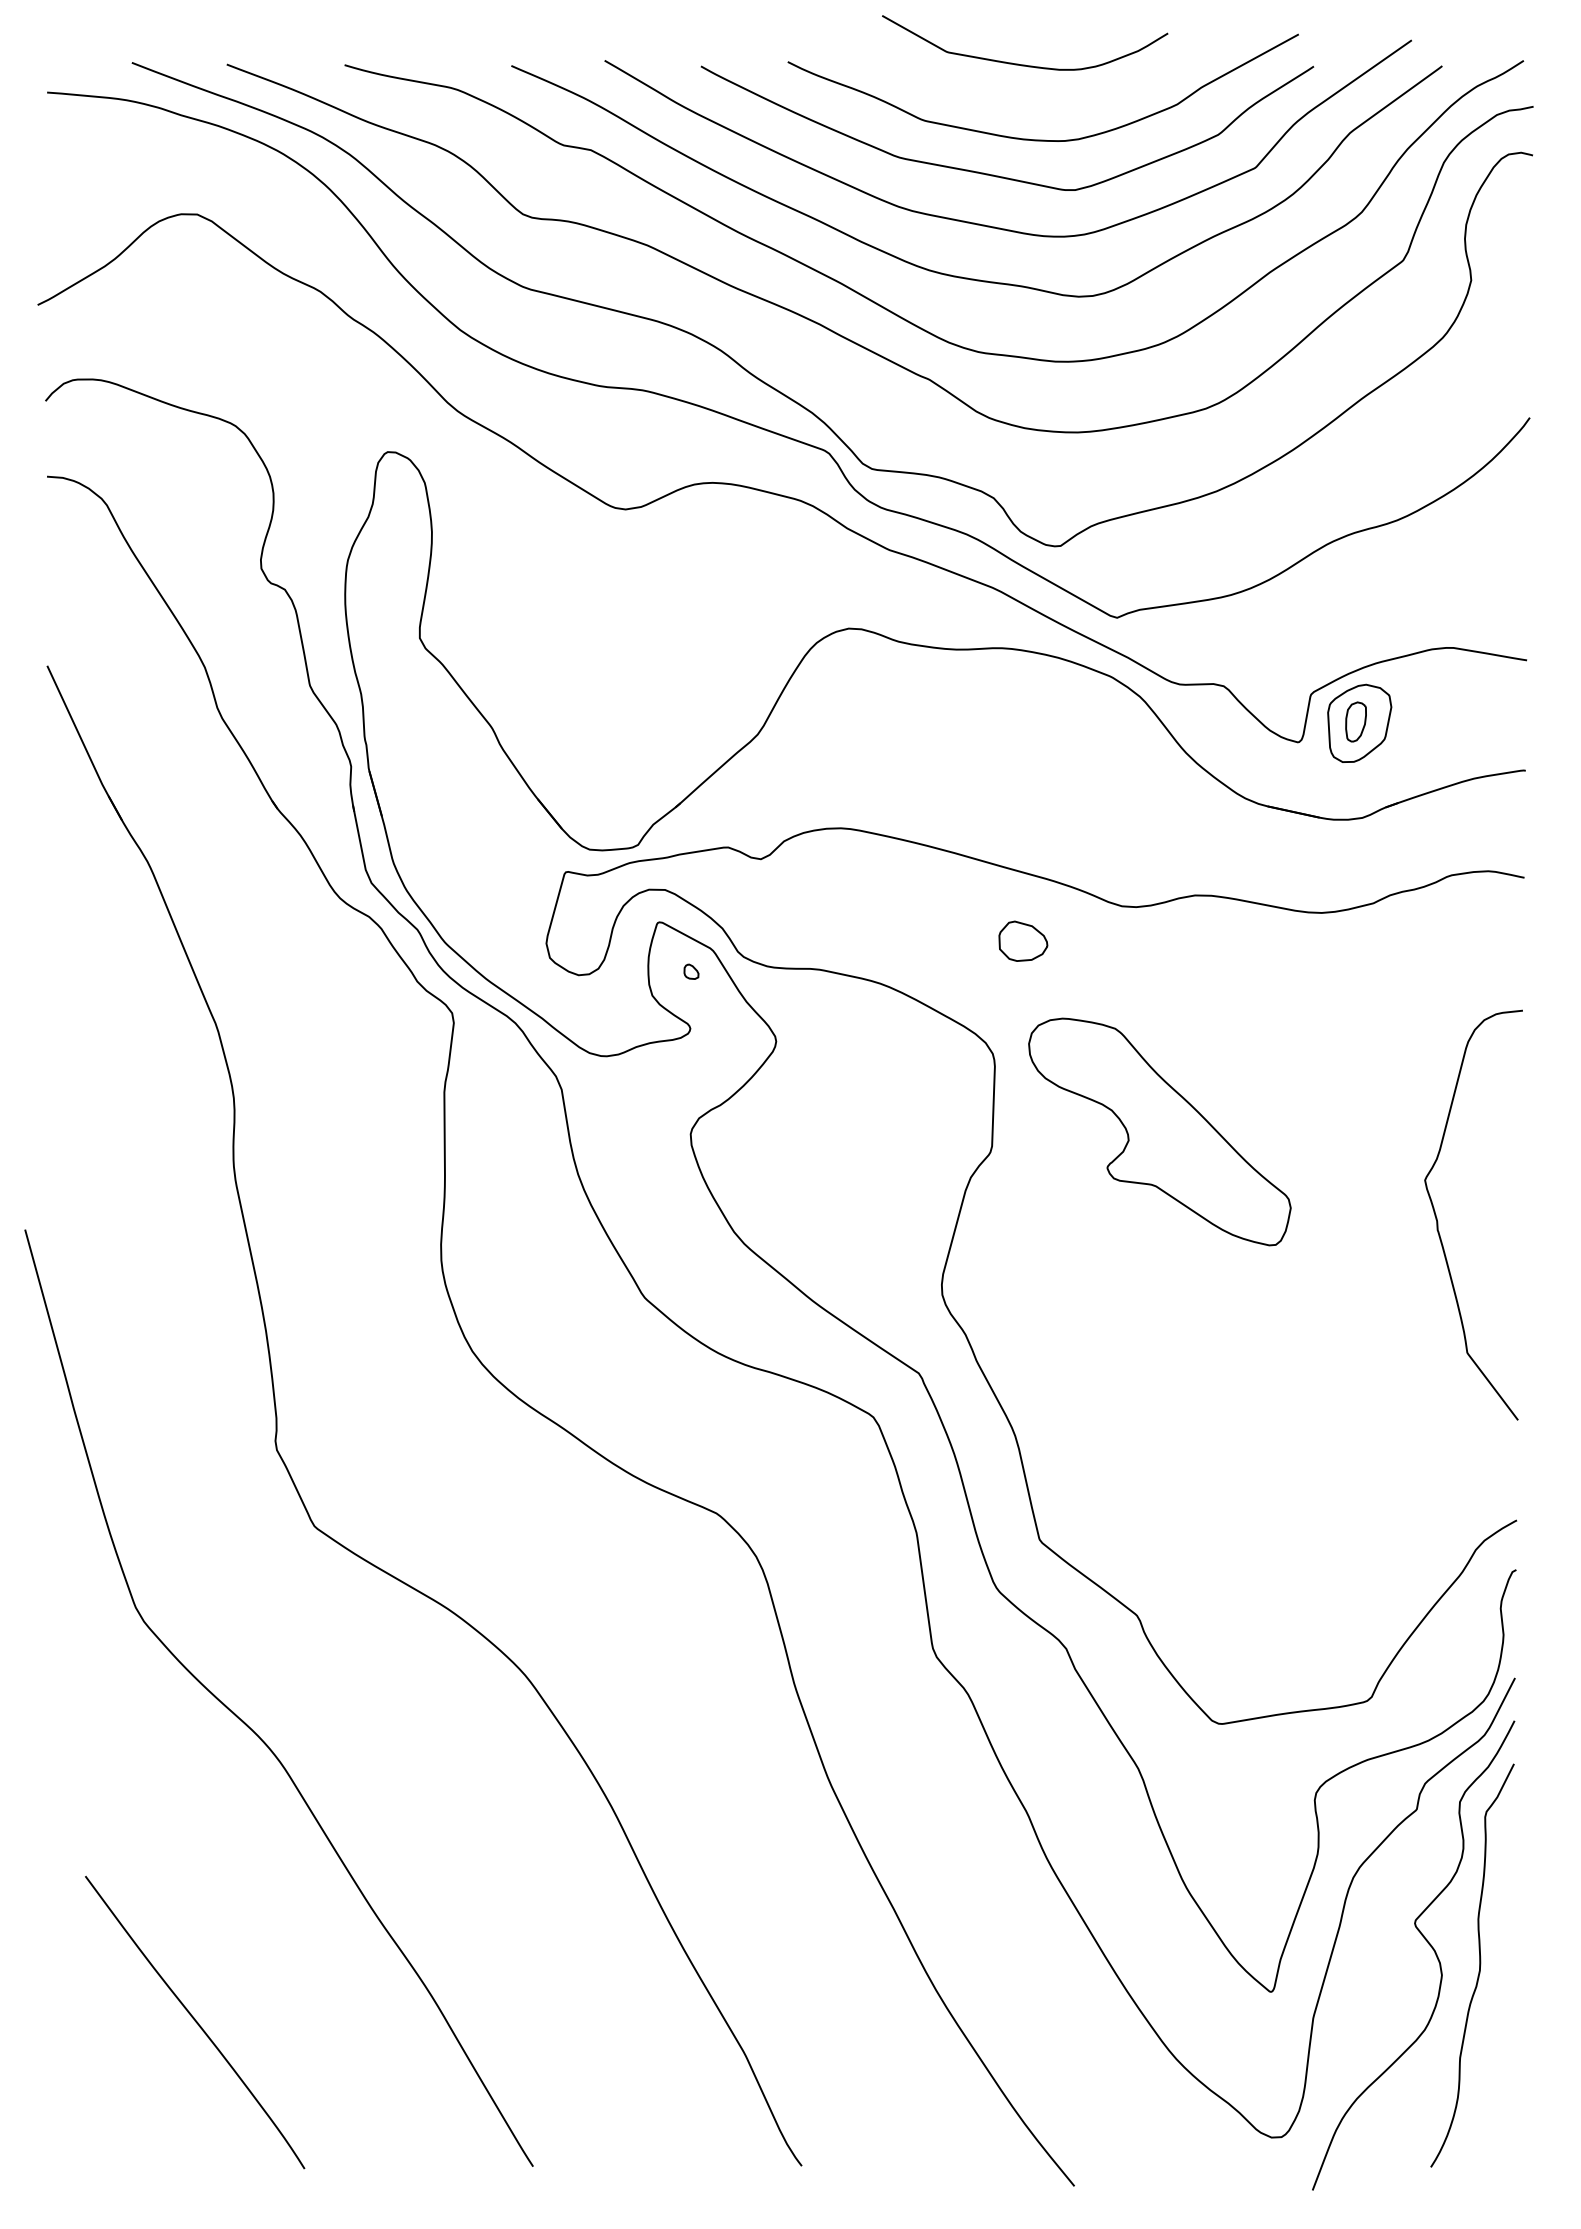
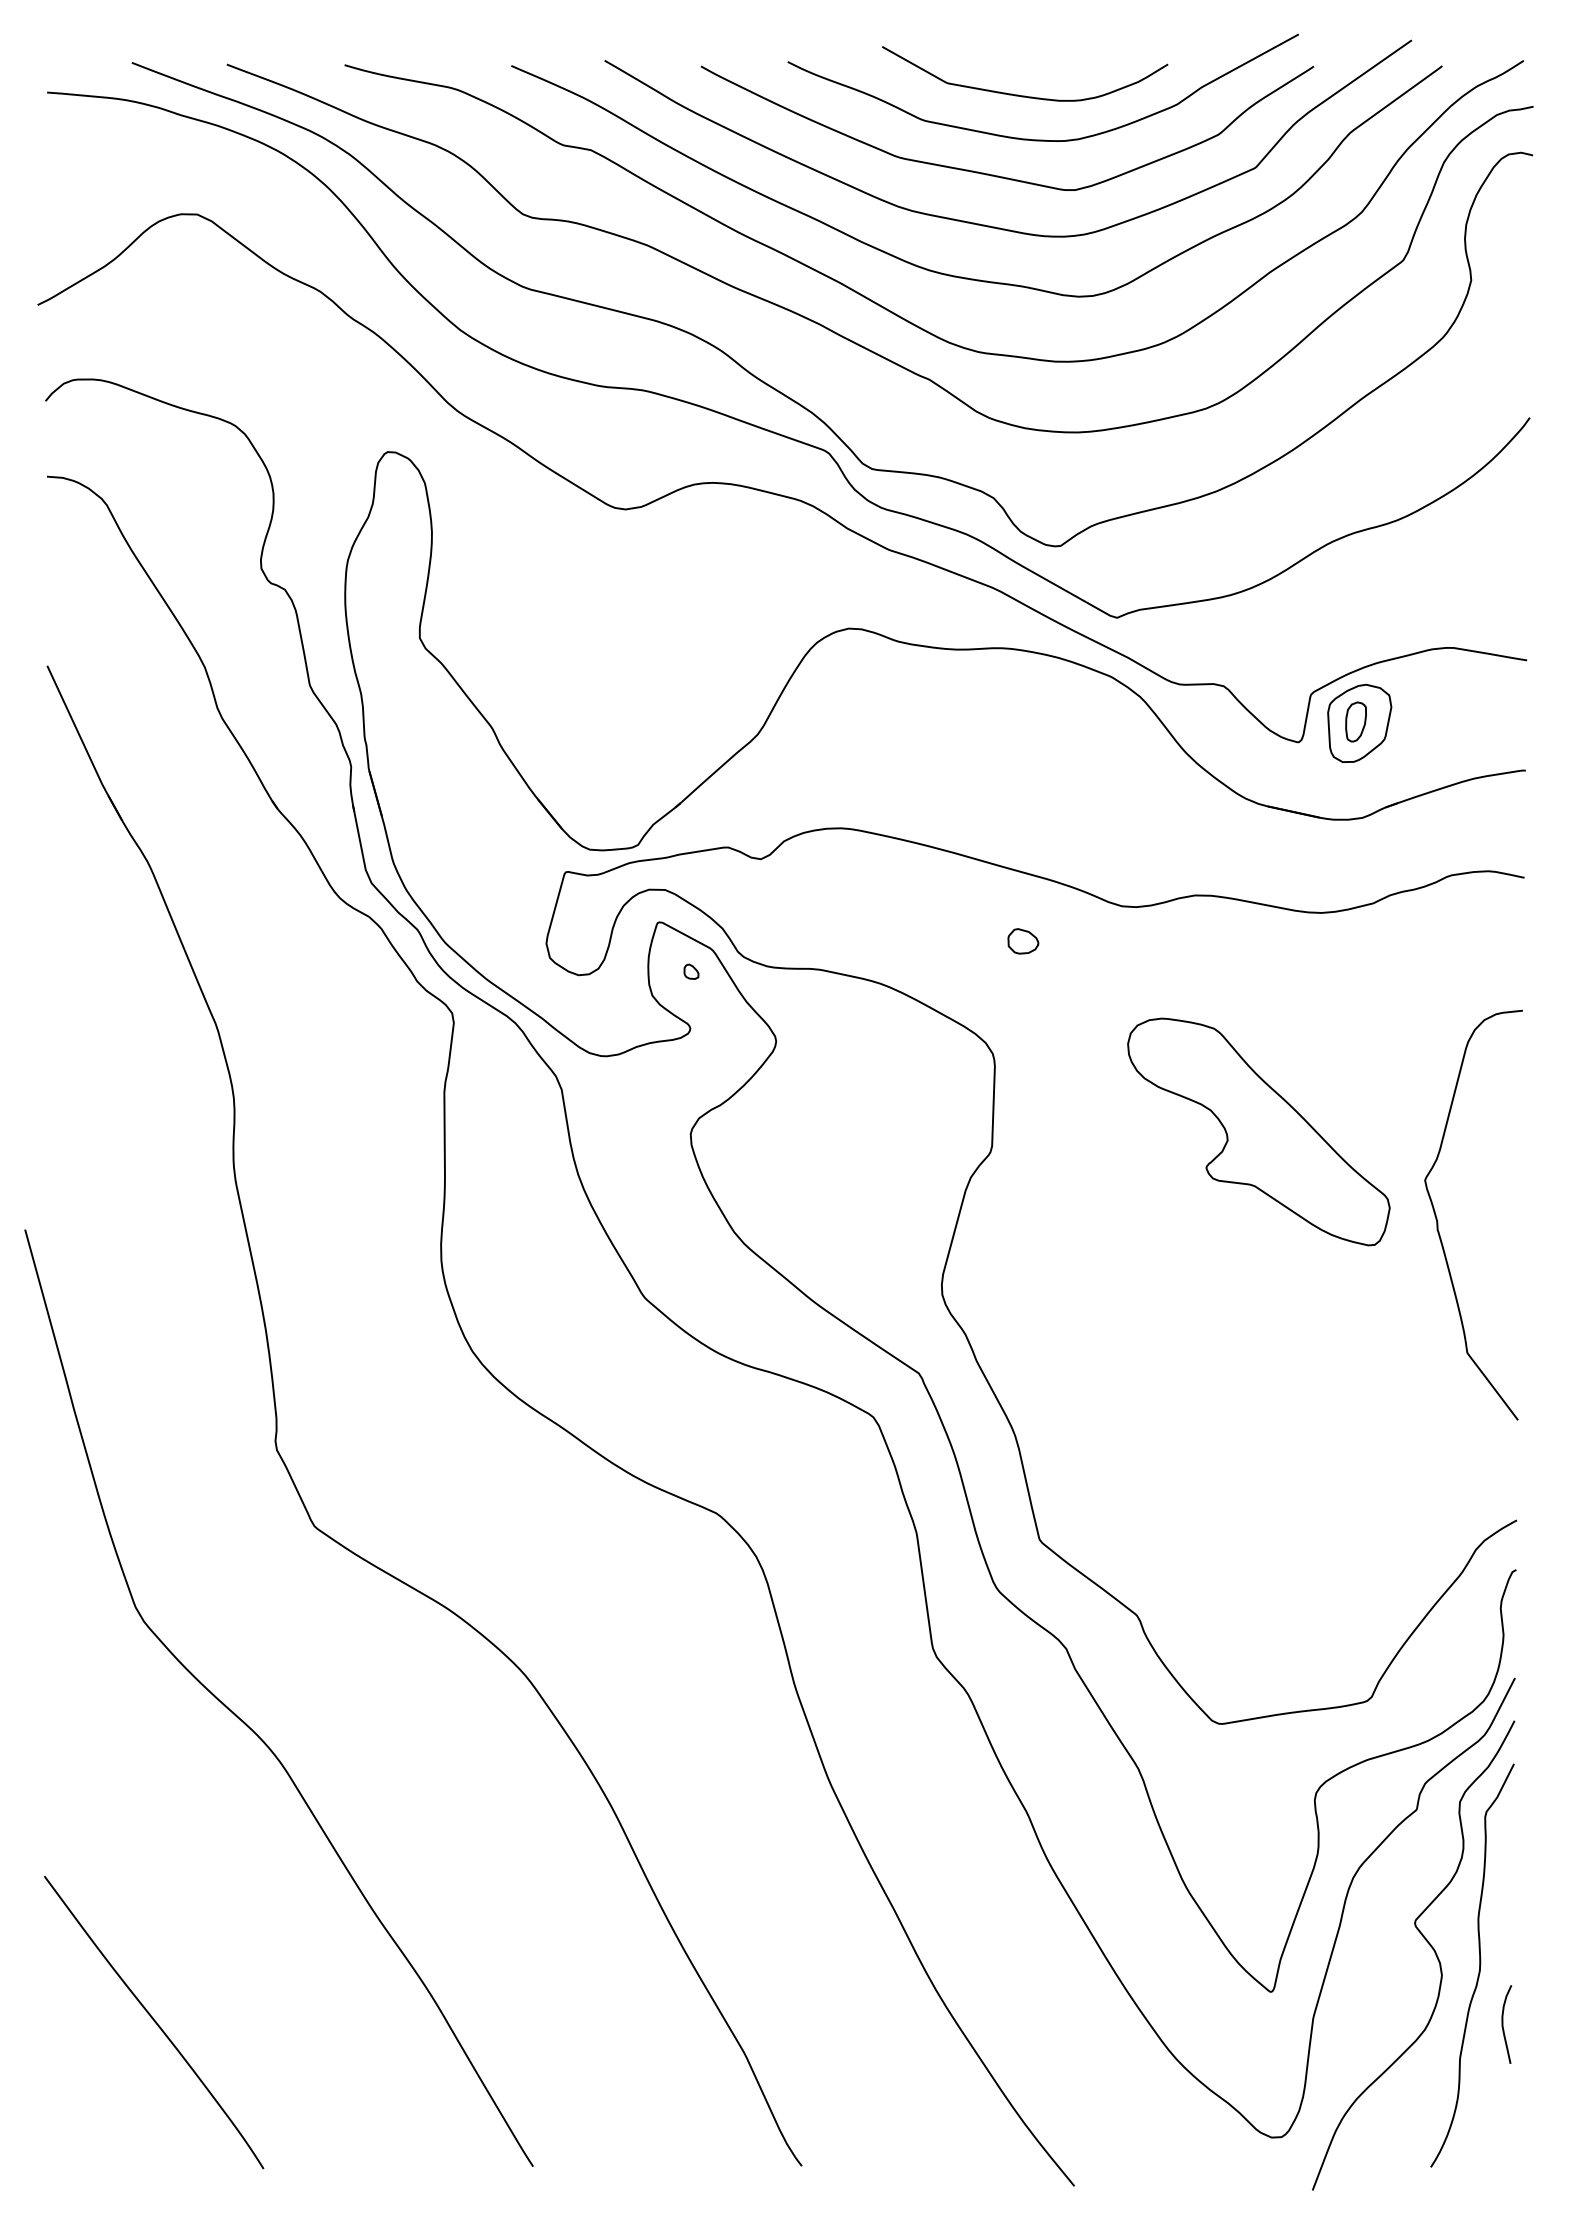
curve position: (1025, 64) -> (1025, 95) (1025, 95)
part size: 51x42 px -> 33x27 px (1023, 941)
part position: (1159, 1131) -> (1258, 1131) (1258, 1131)
curve position: (195, 2022) -> (154, 2022) (154, 2022)
curve: none -> present (1503, 2024)
